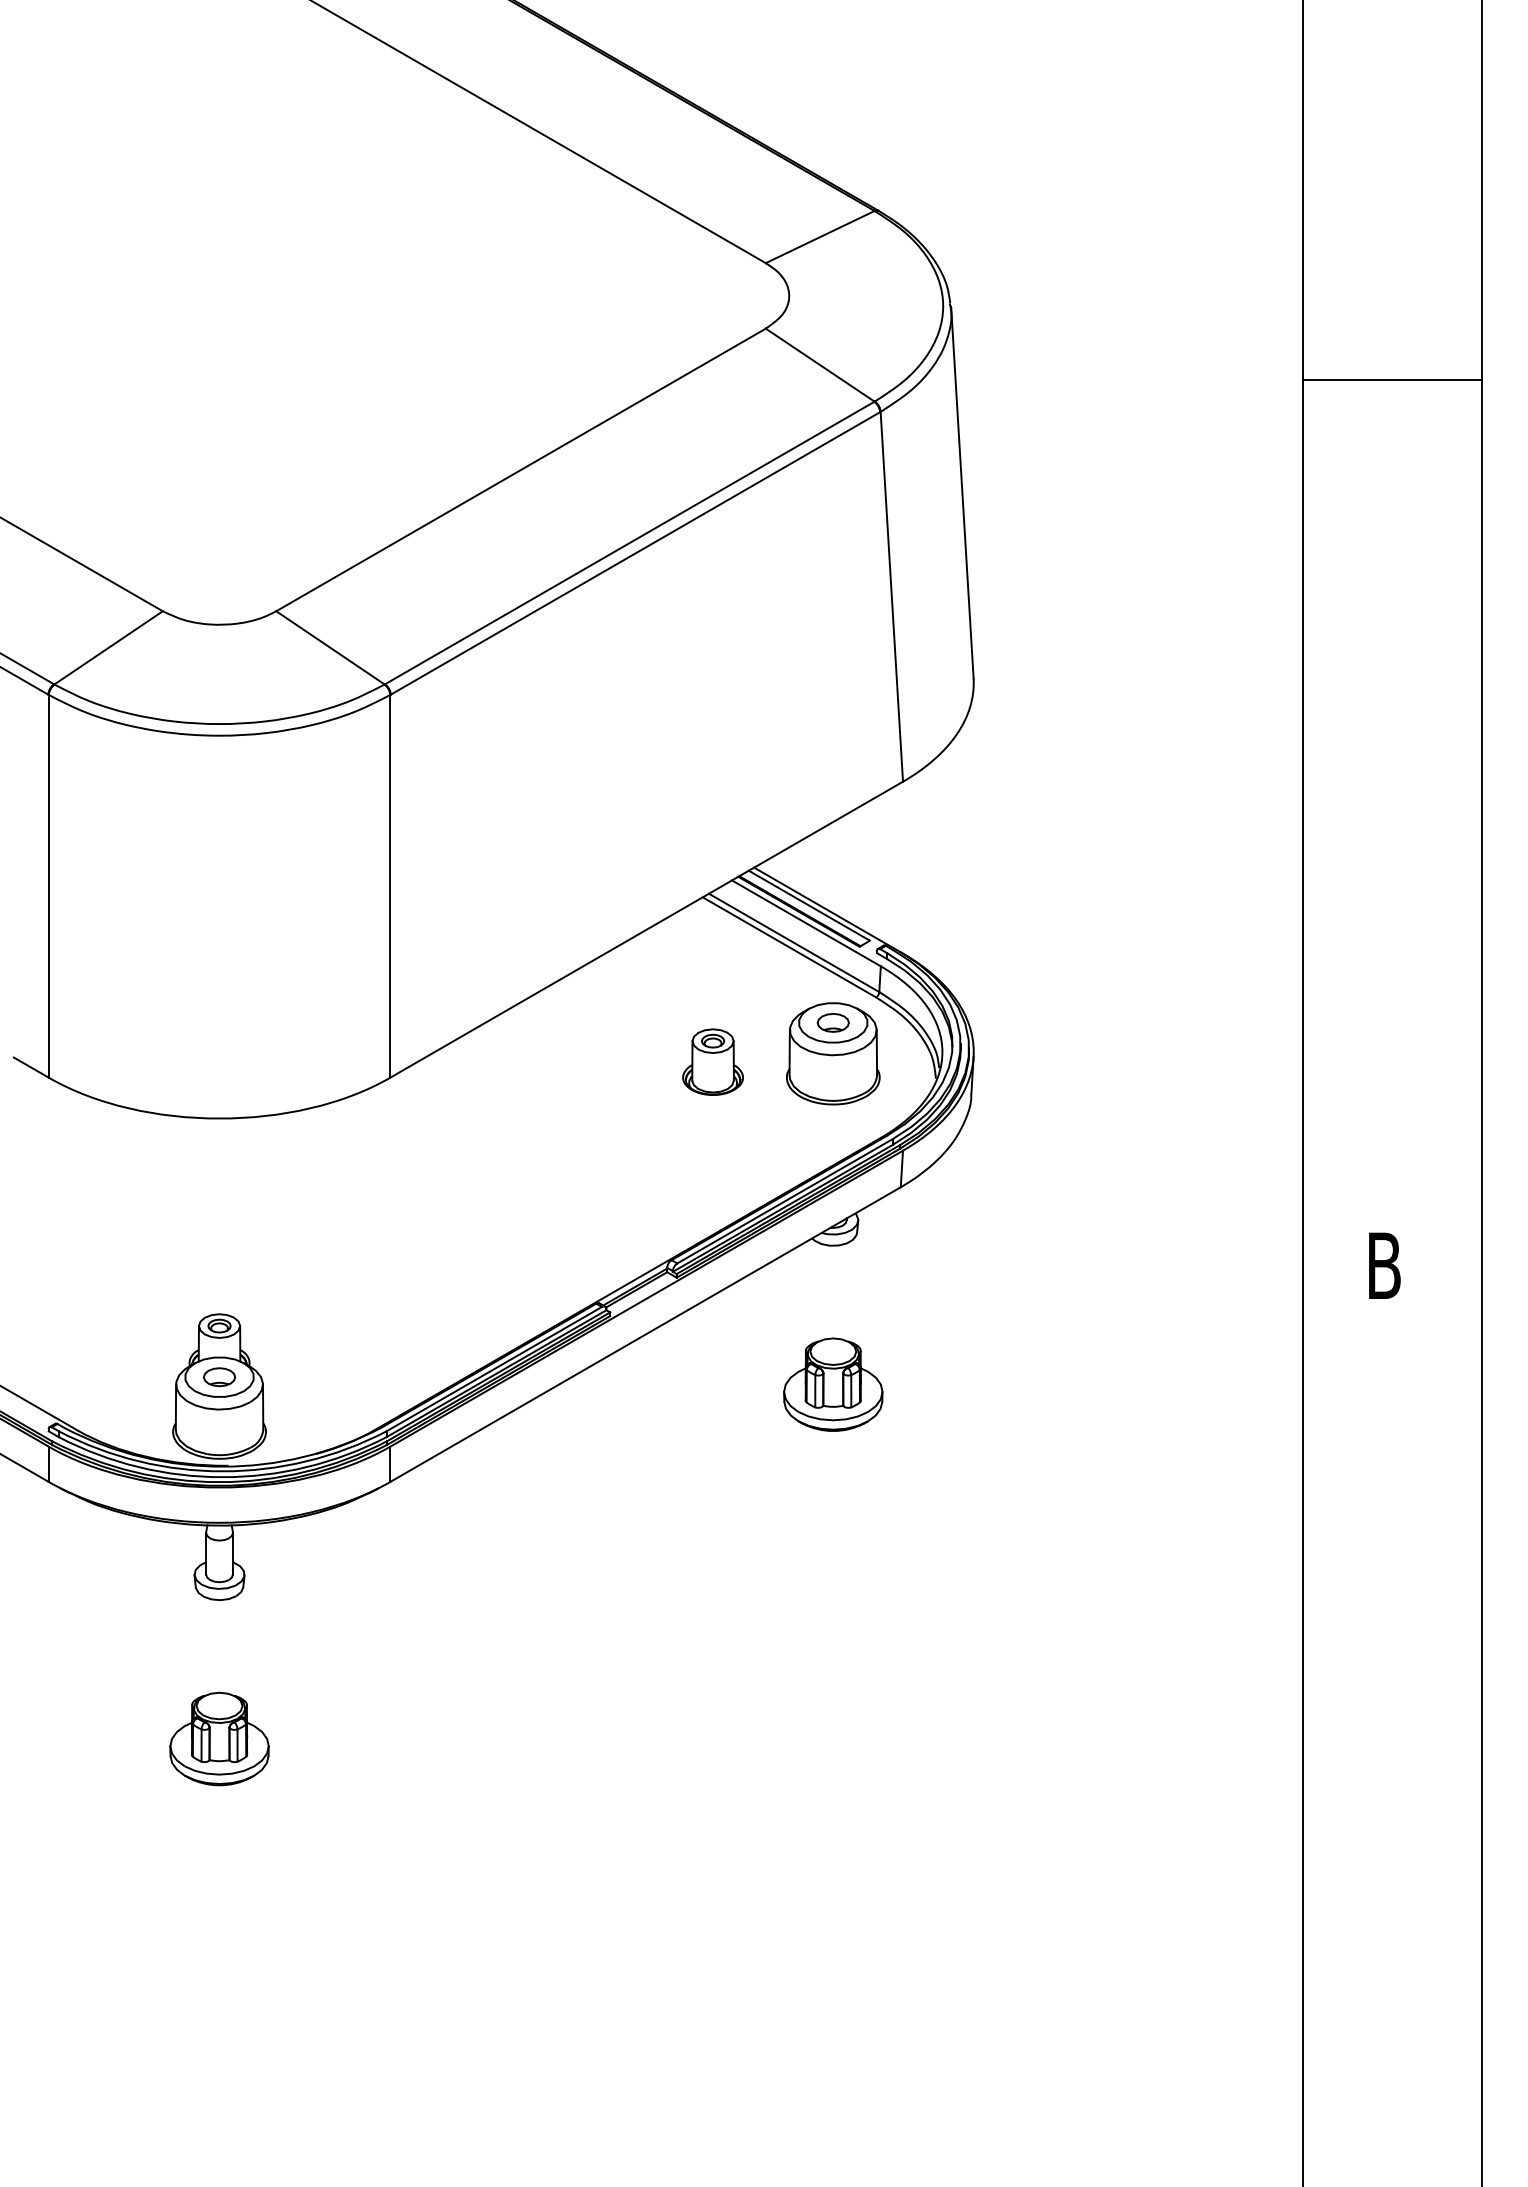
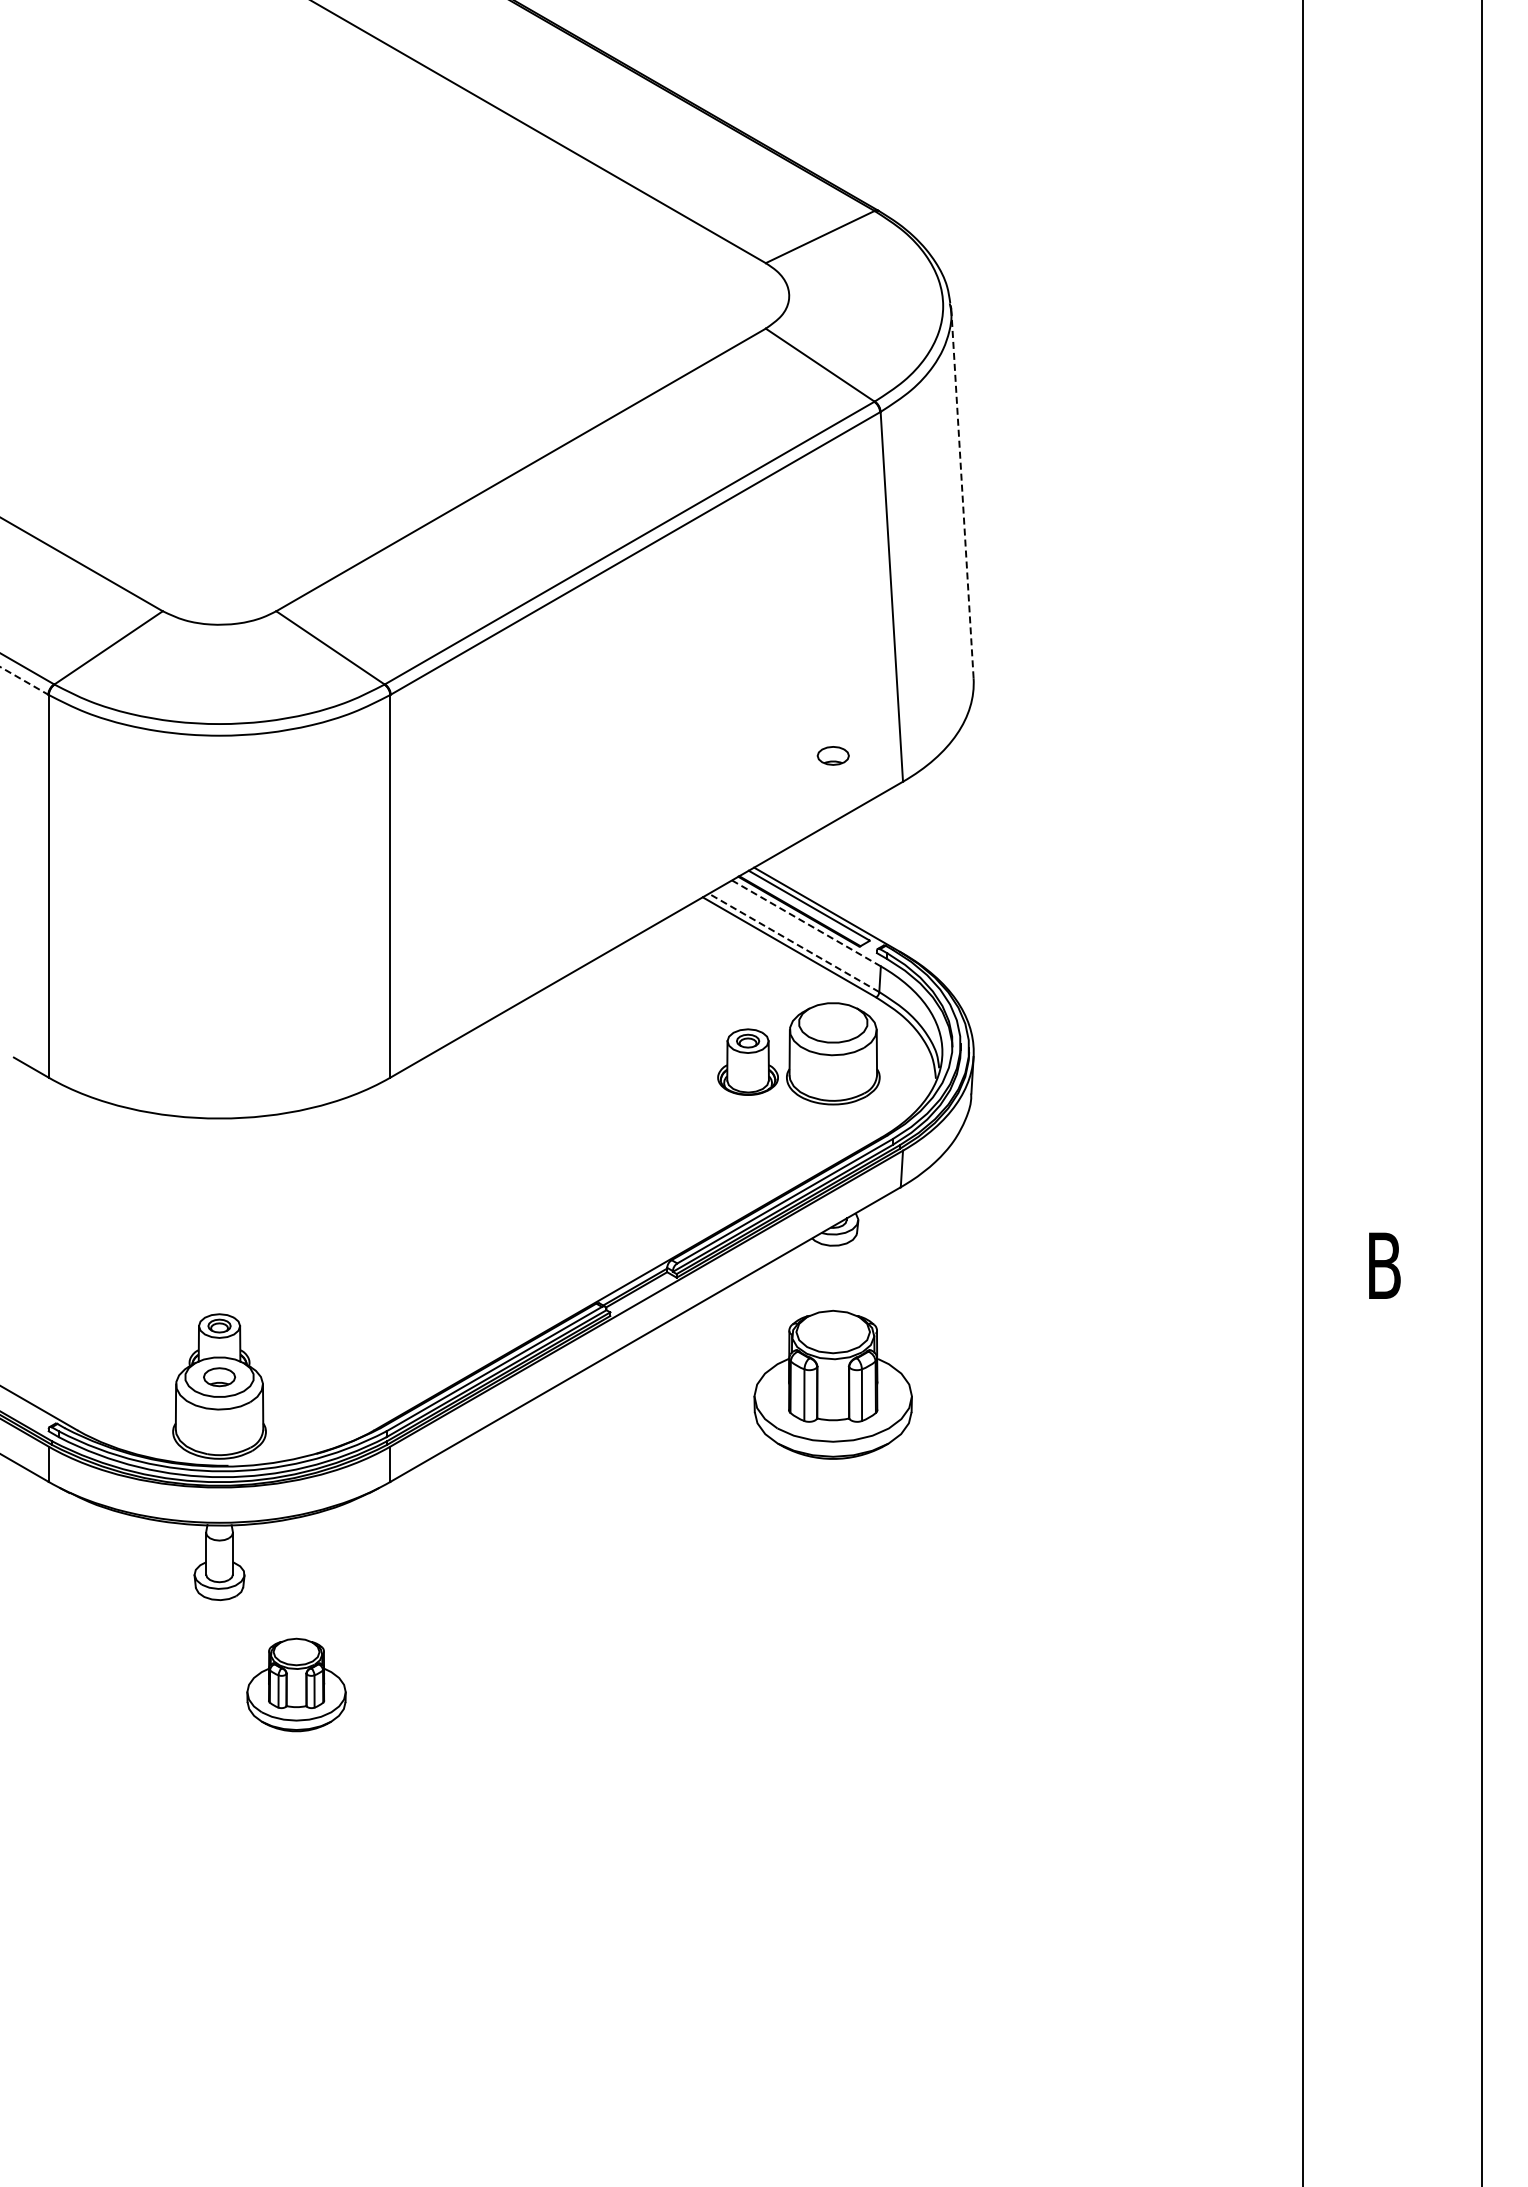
line: present -> none (1392, 379)
line: solid -> dashed (962, 492)
line: solid -> dashed (24, 681)
line: solid -> dashed (806, 923)
line: solid -> dashed (793, 942)
part position: (832, 1022) -> (832, 755) (832, 755)
part position: (712, 1061) -> (747, 1061) (747, 1061)
part size: 101x95 px -> 160x151 px (832, 1384)
part position: (219, 1738) -> (296, 1684) (296, 1684)
